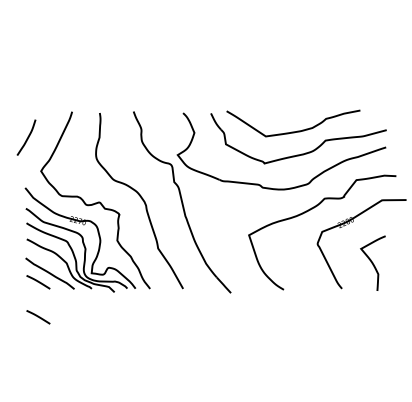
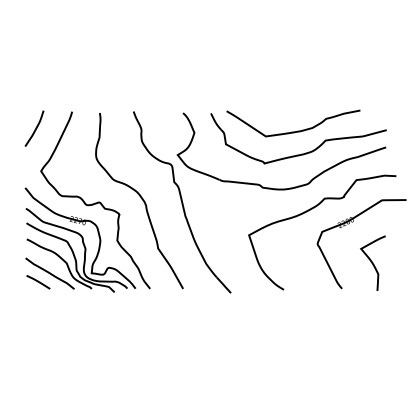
curve position: (27, 137) -> (35, 128) (35, 128)
line: present -> none (38, 317)
